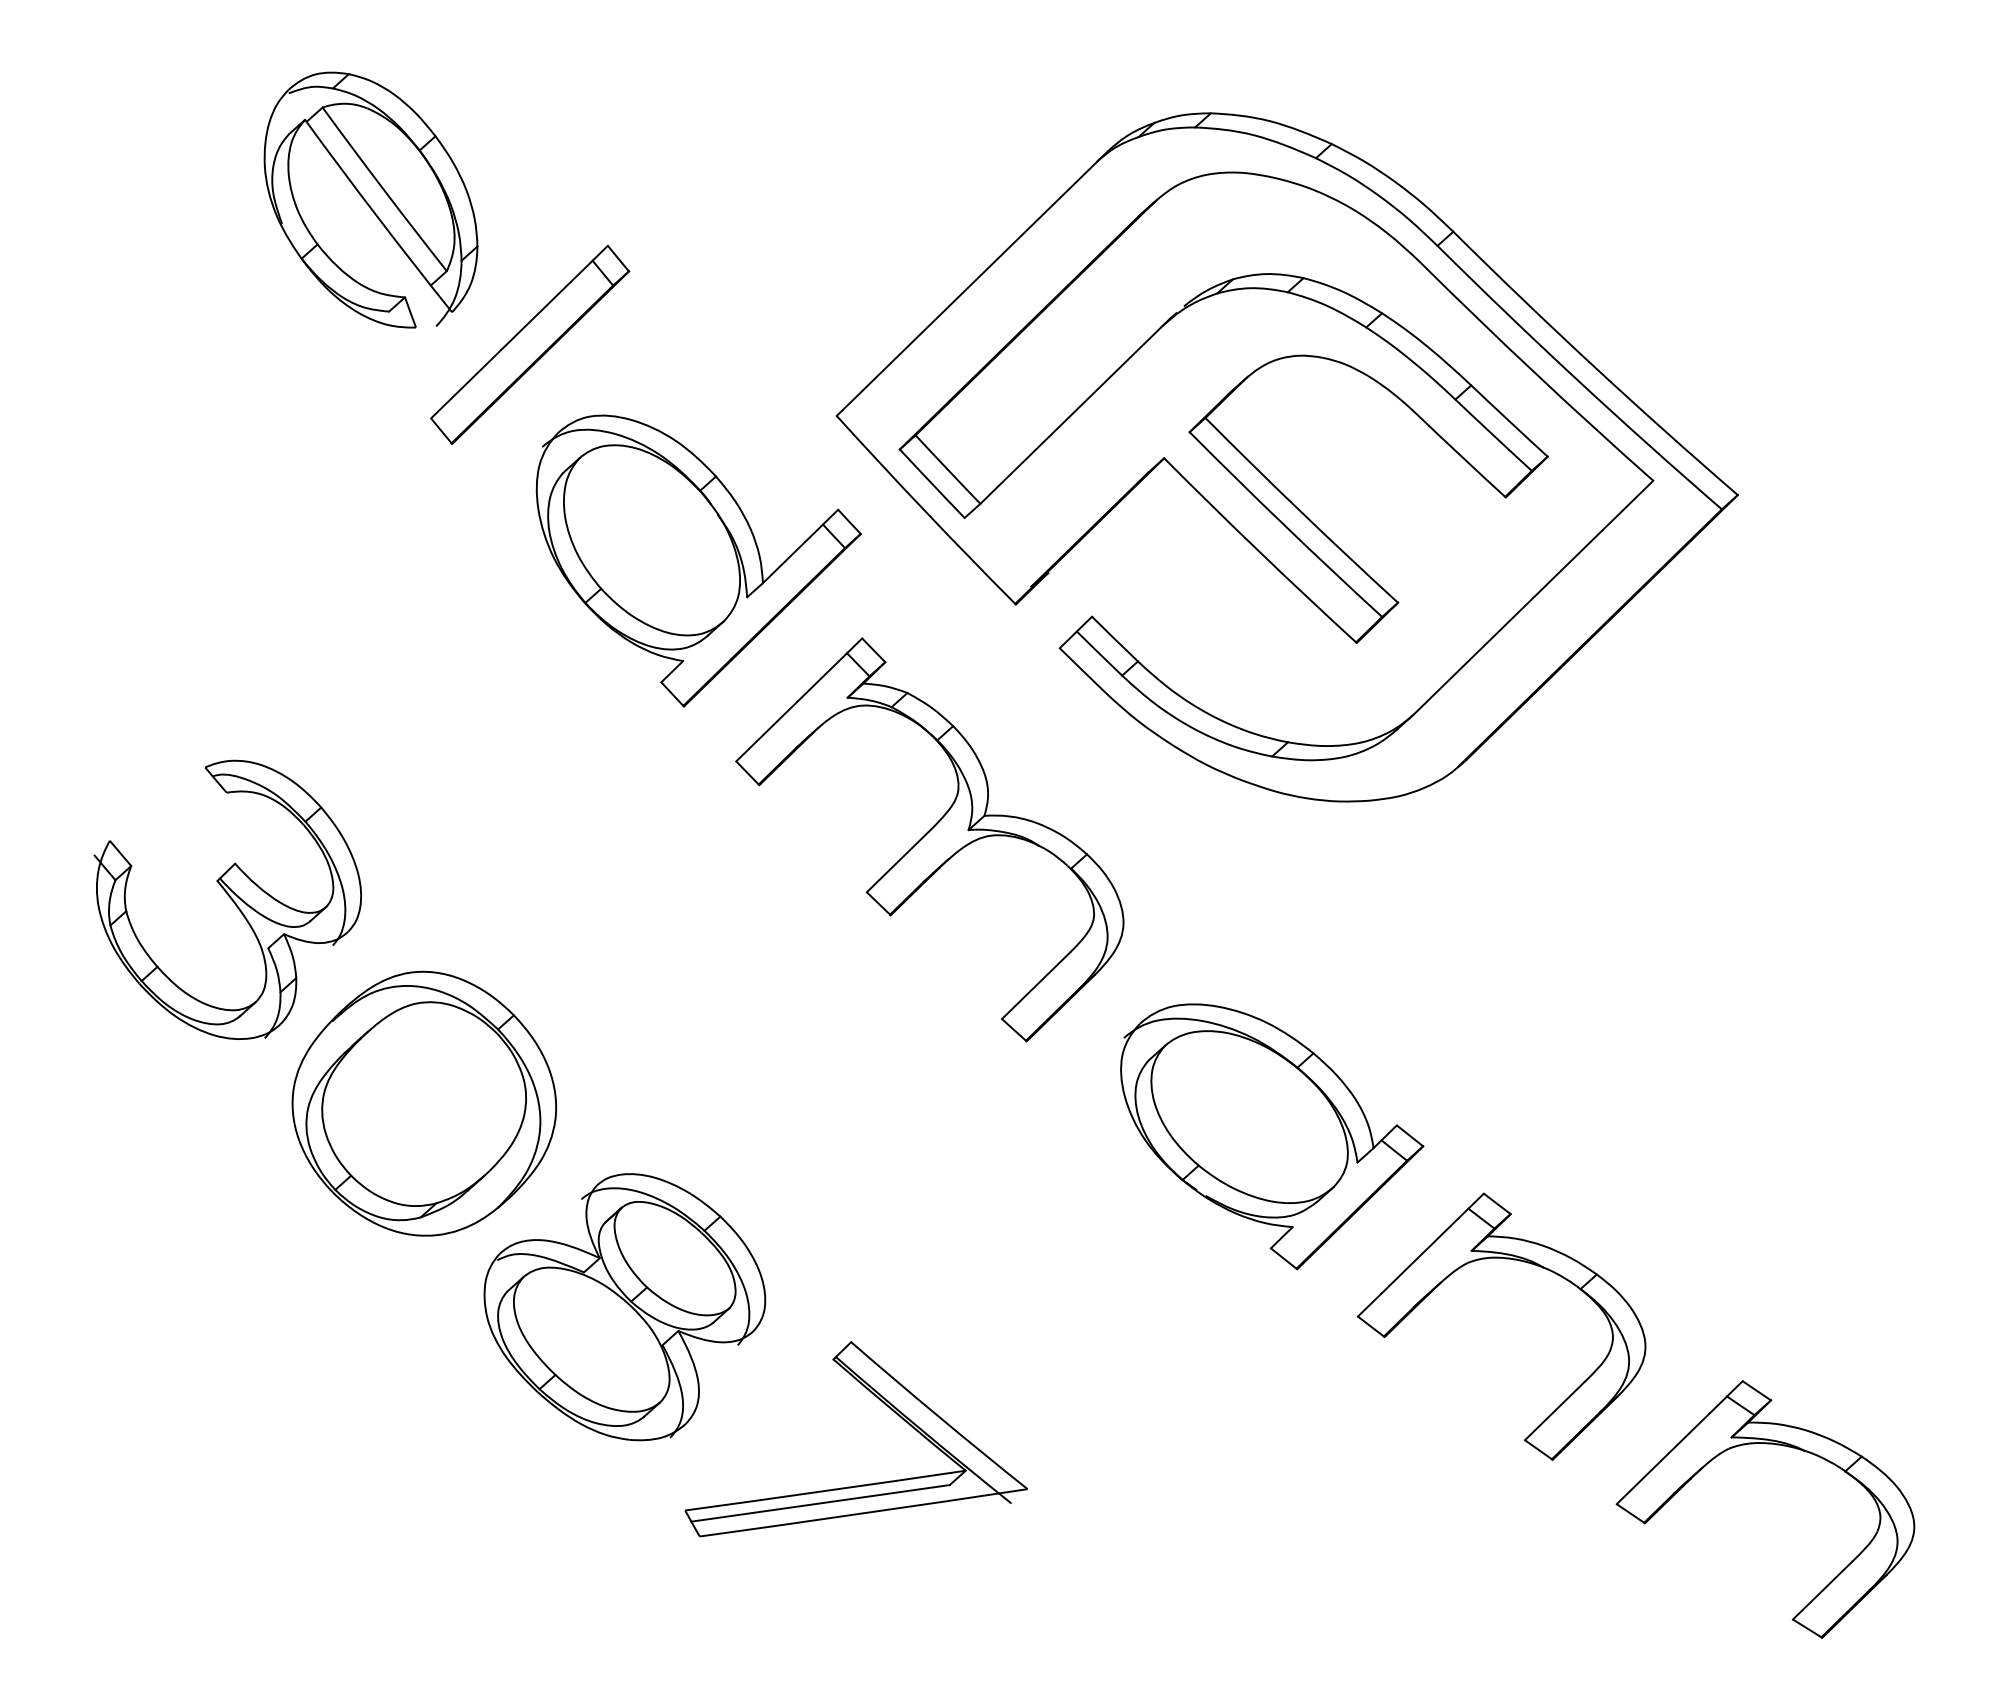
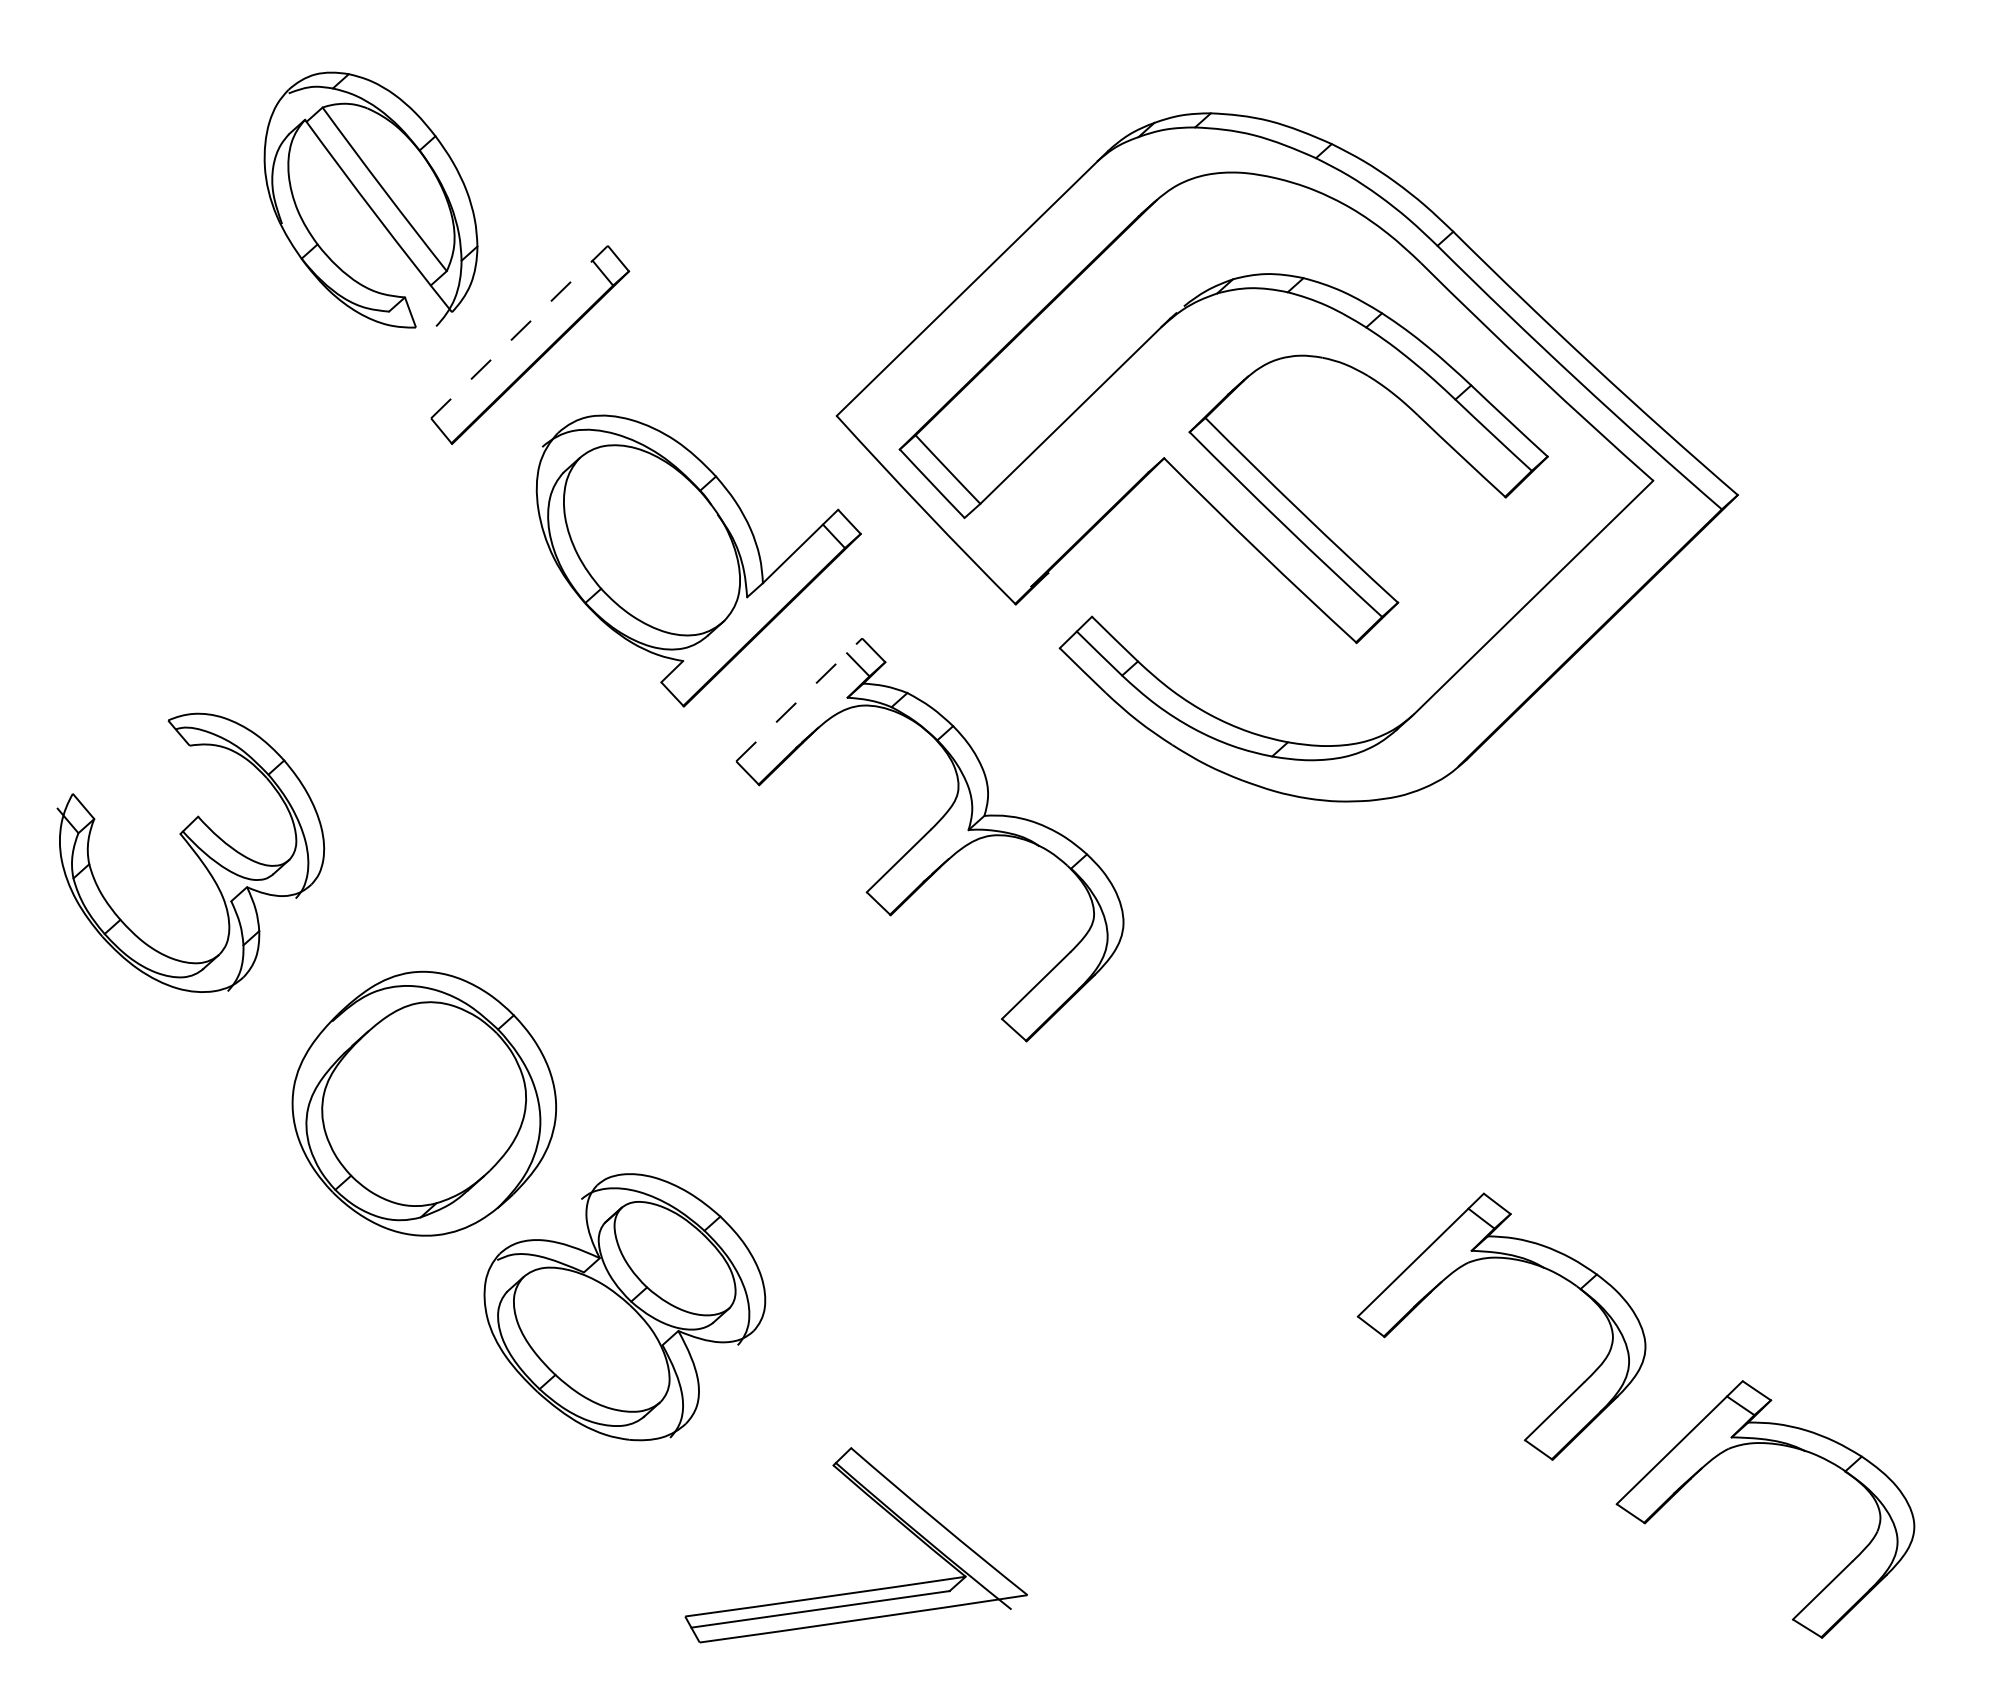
line: solid -> dashed (519, 332)
line: solid -> dashed (799, 699)
part position: (227, 899) -> (190, 852) (190, 852)
part: present -> none (1272, 1136)
part position: (885, 1405) -> (885, 1511) (885, 1511)
